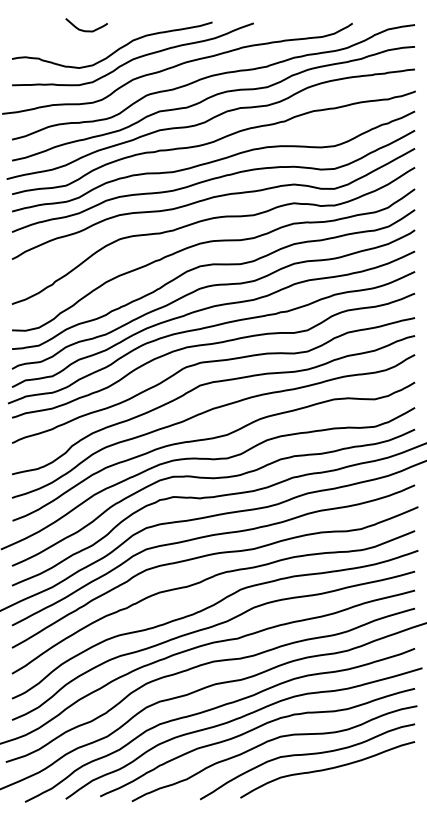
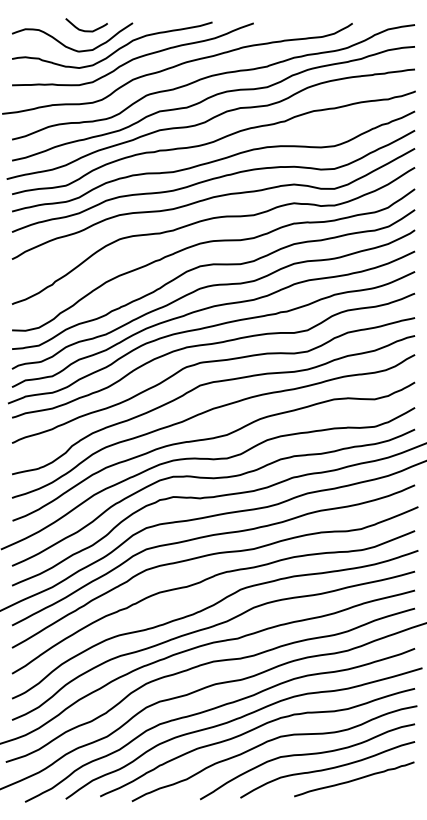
curve: none -> present (68, 46)
curve: none -> present (354, 779)
